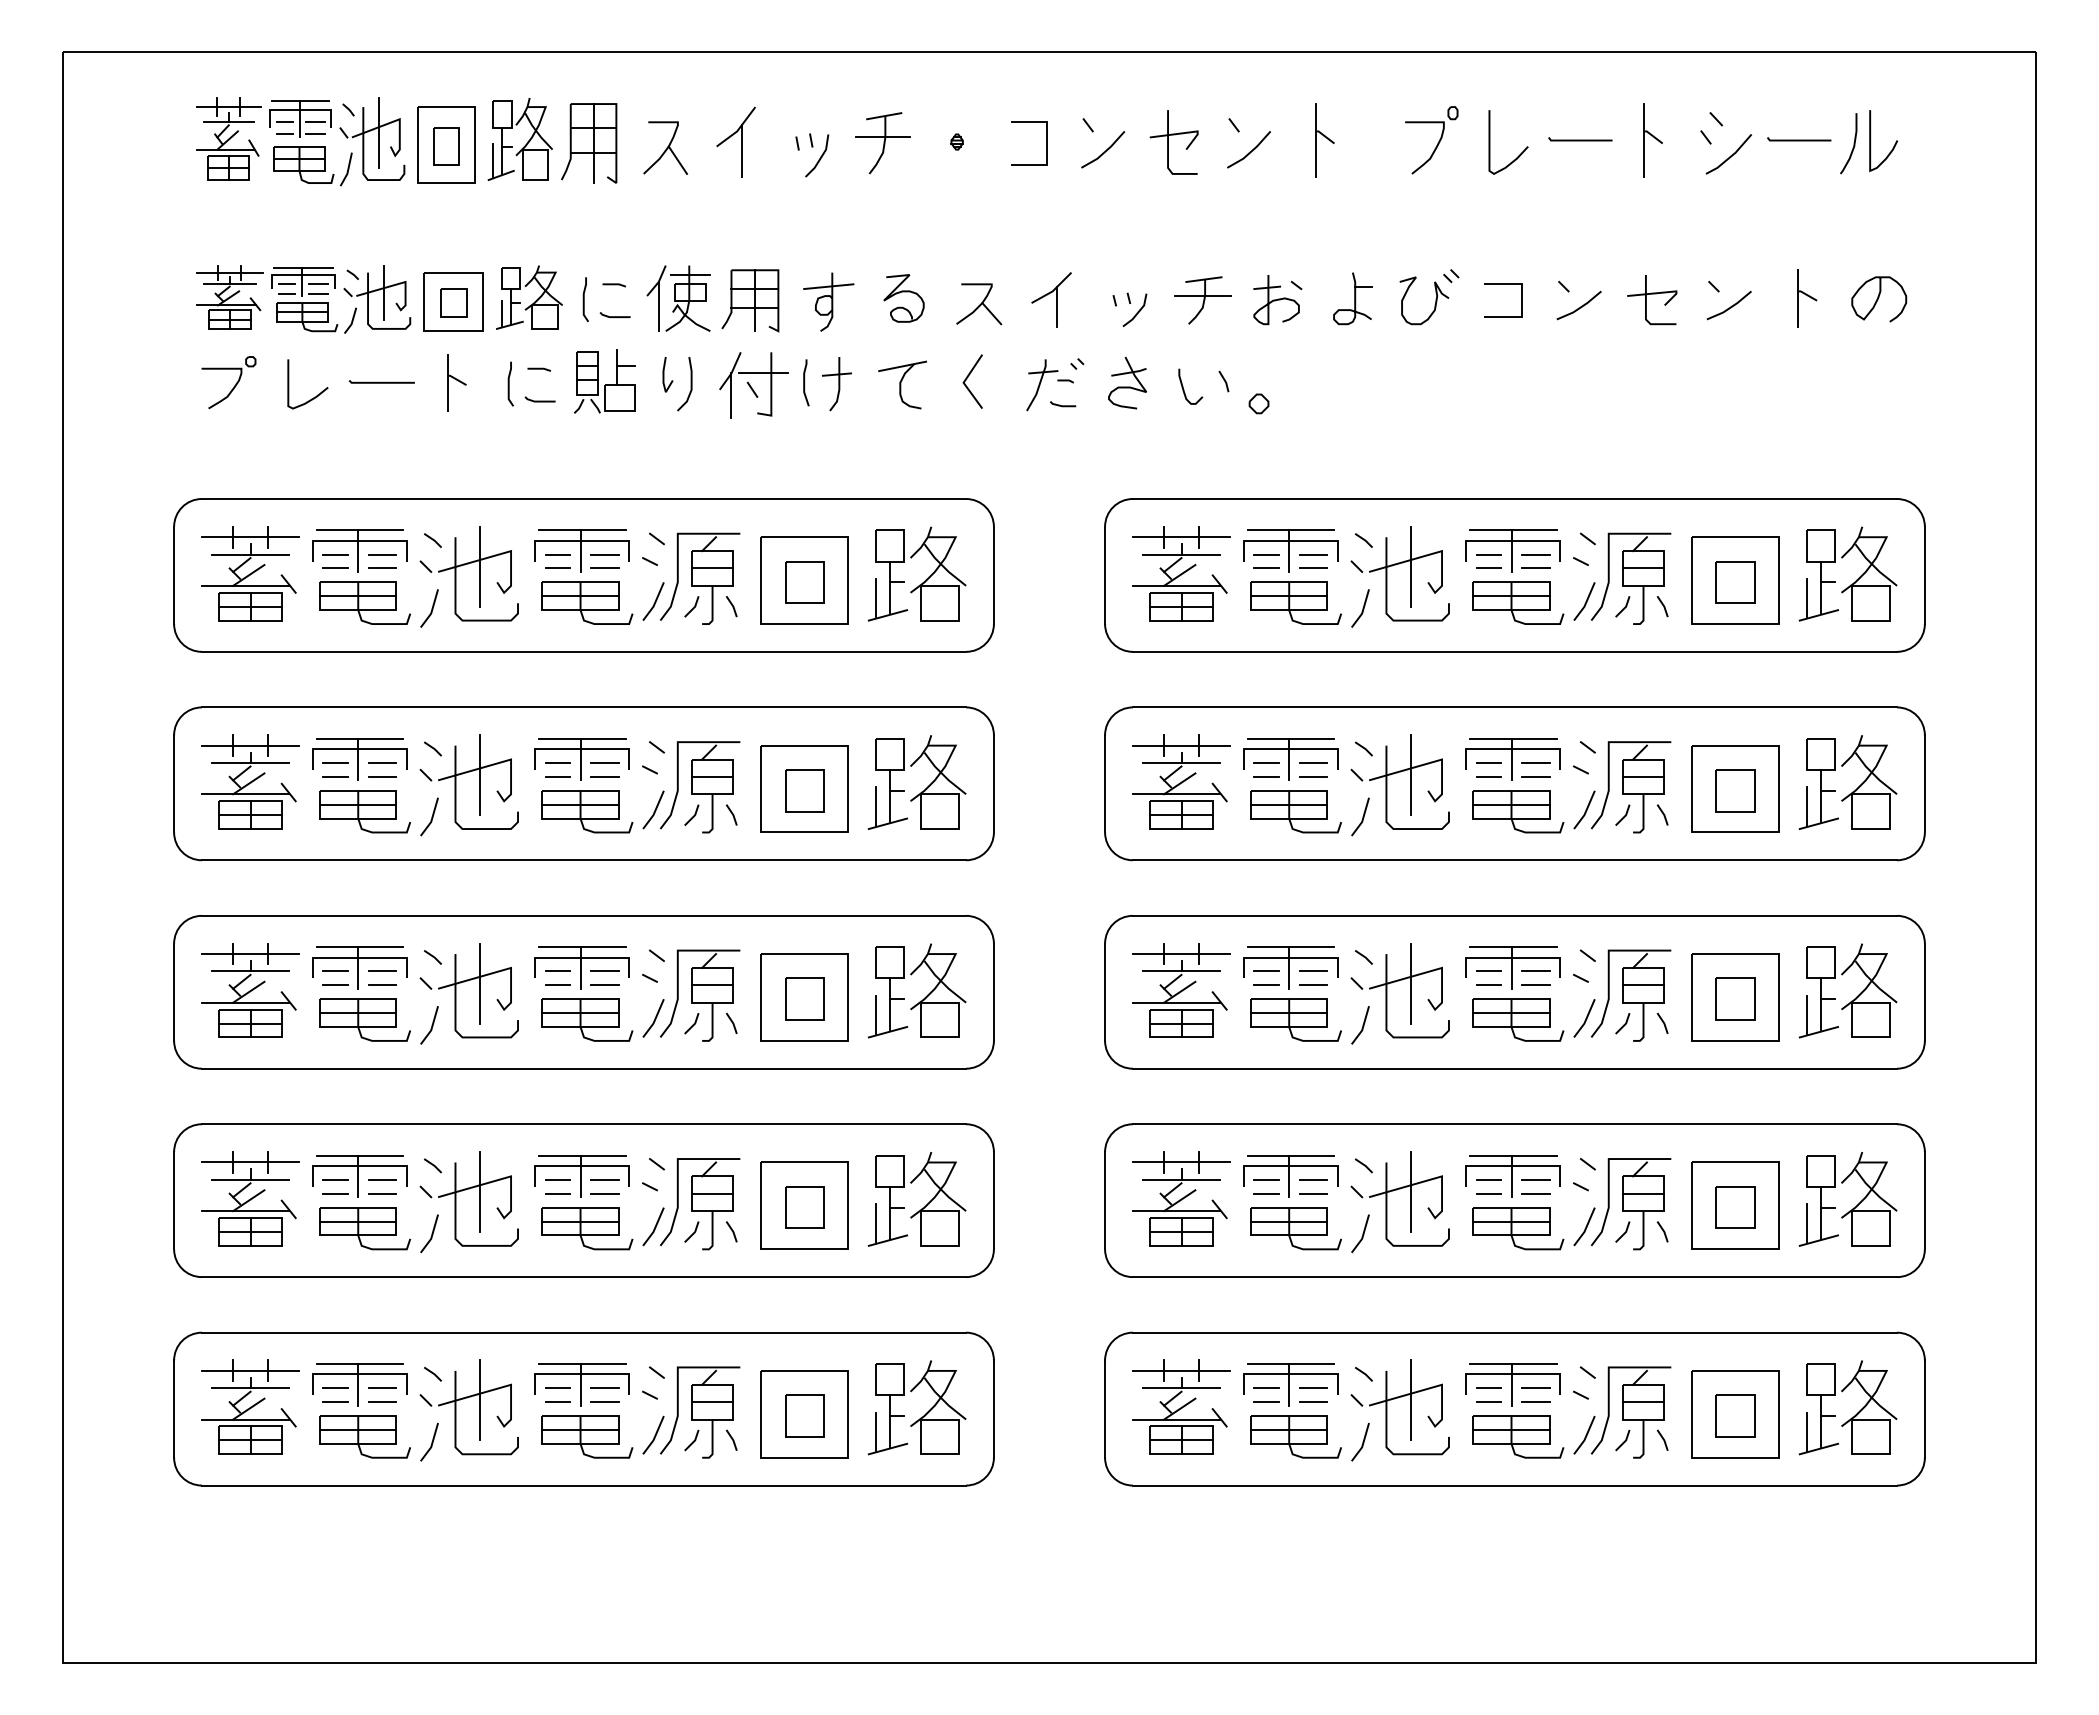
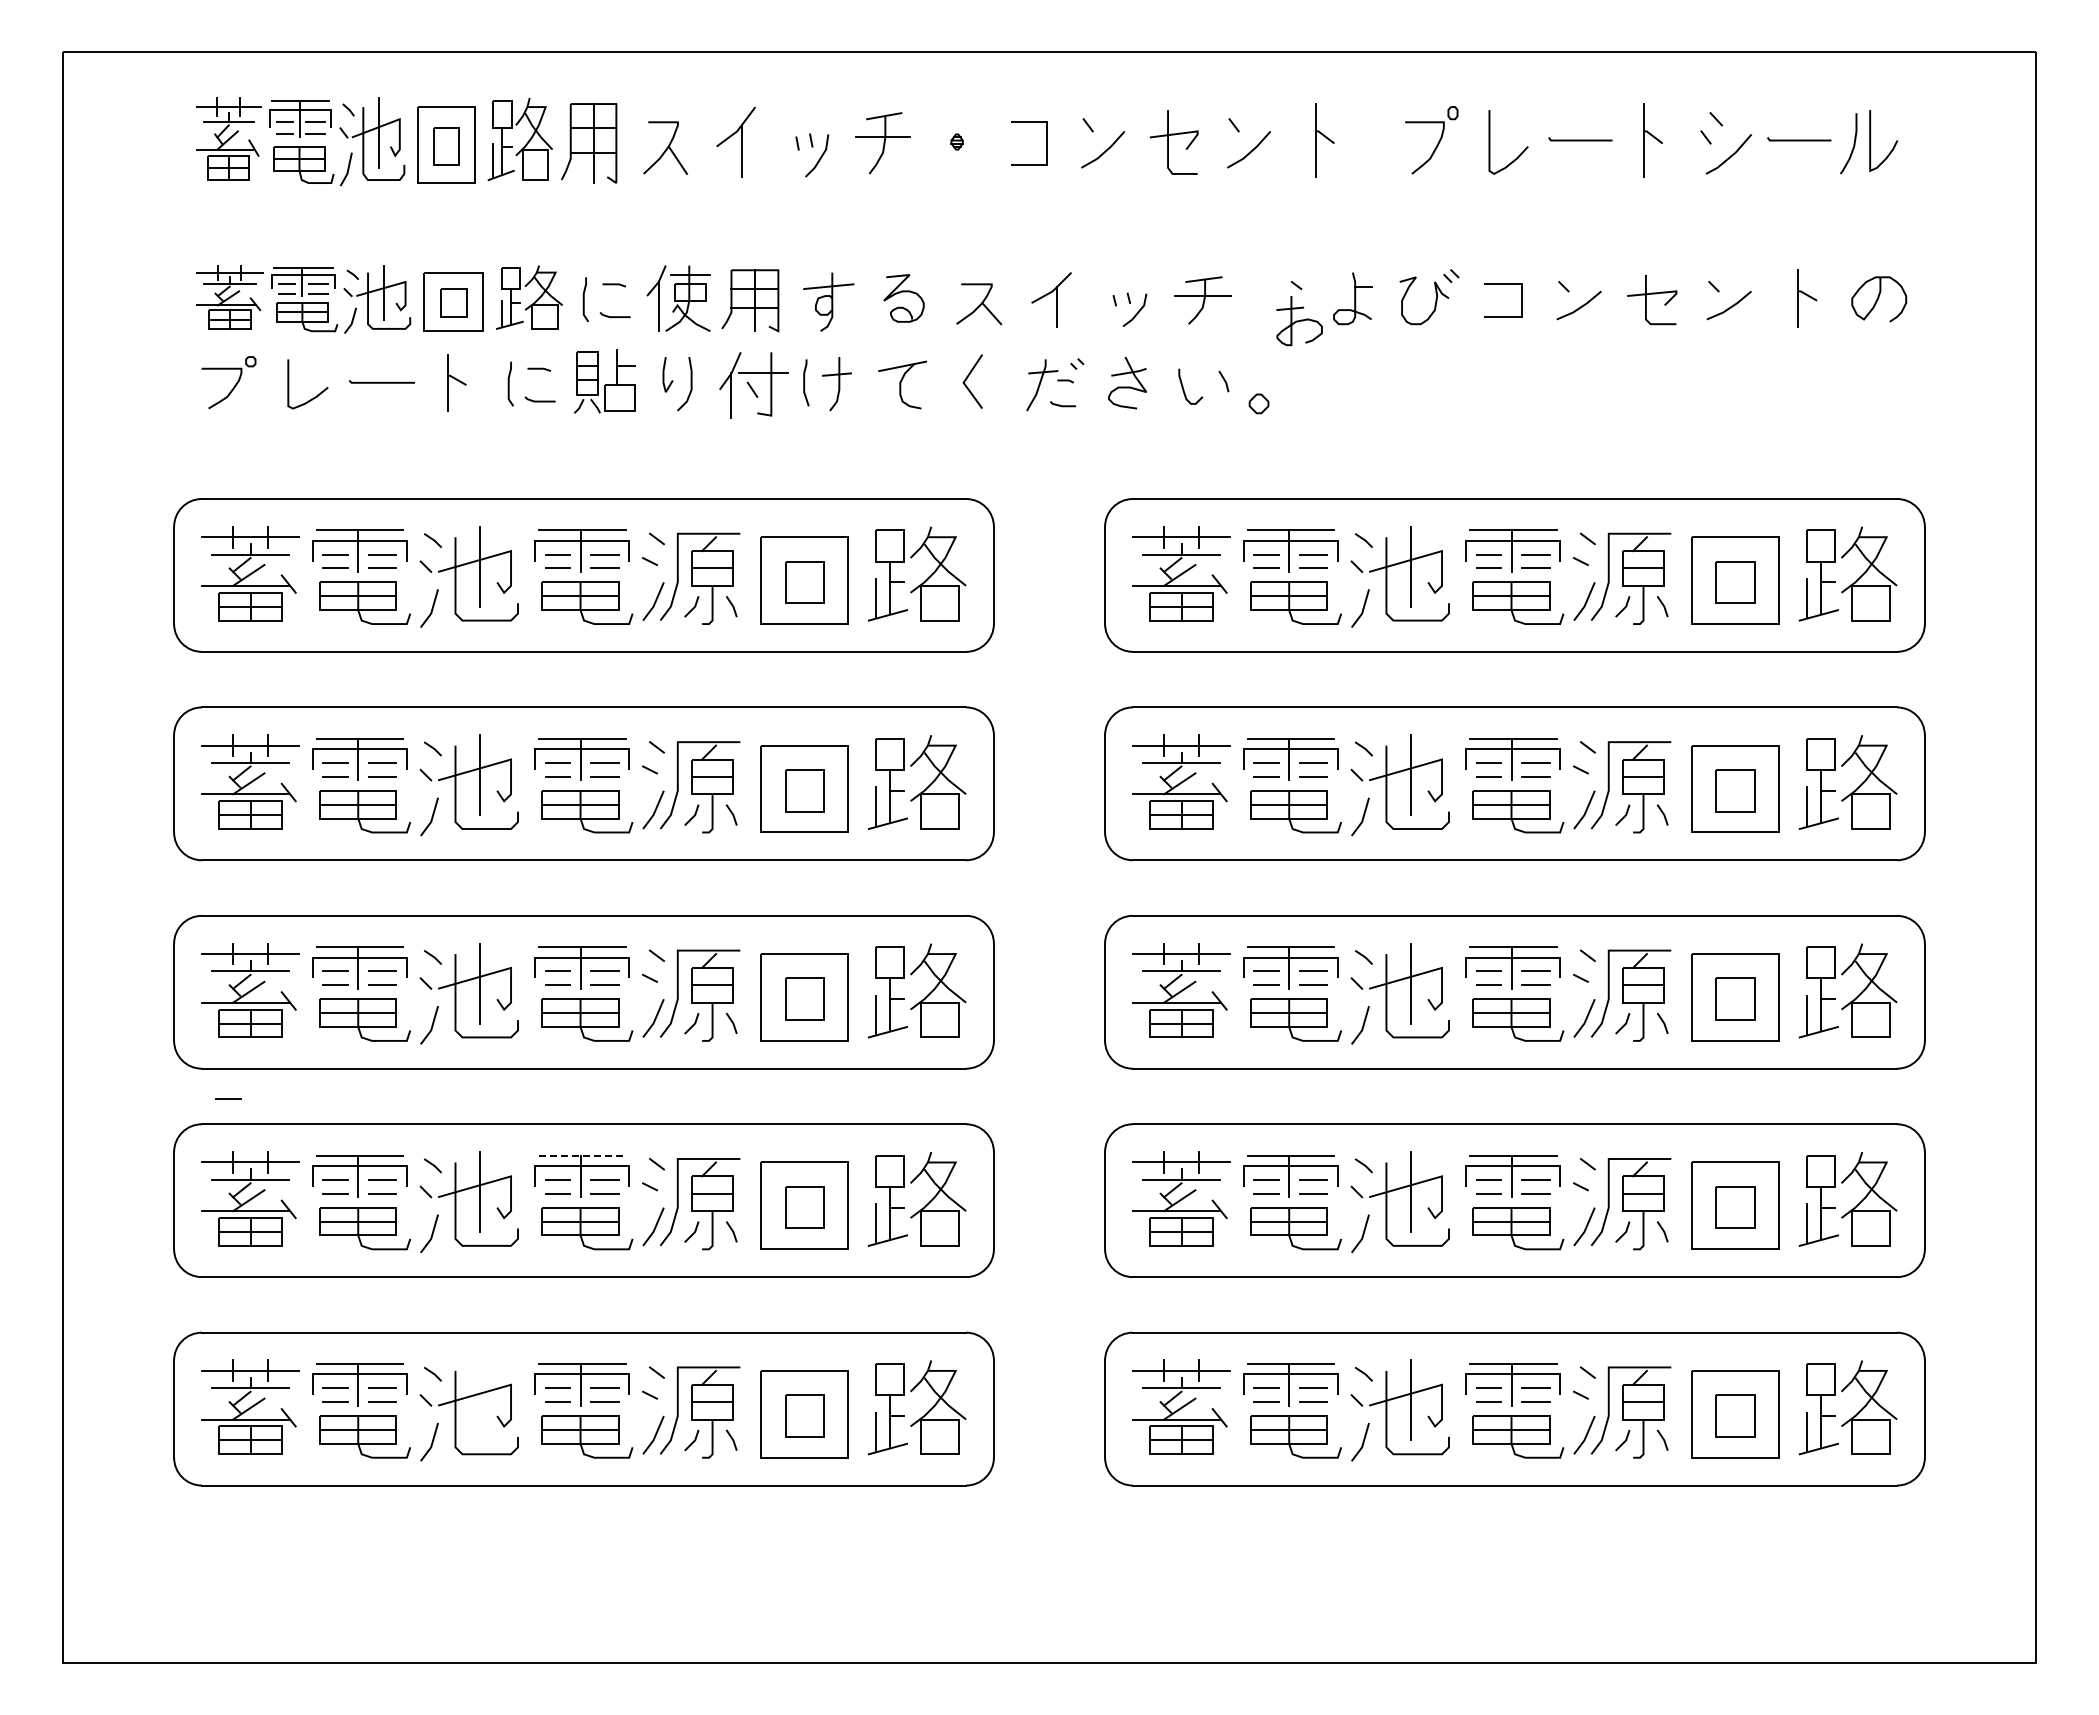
part position: (1276, 300) -> (1299, 321) (1299, 321)
line: none -> present (228, 1098)
line: solid -> dashed (582, 1155)
line: present -> none (479, 1400)
